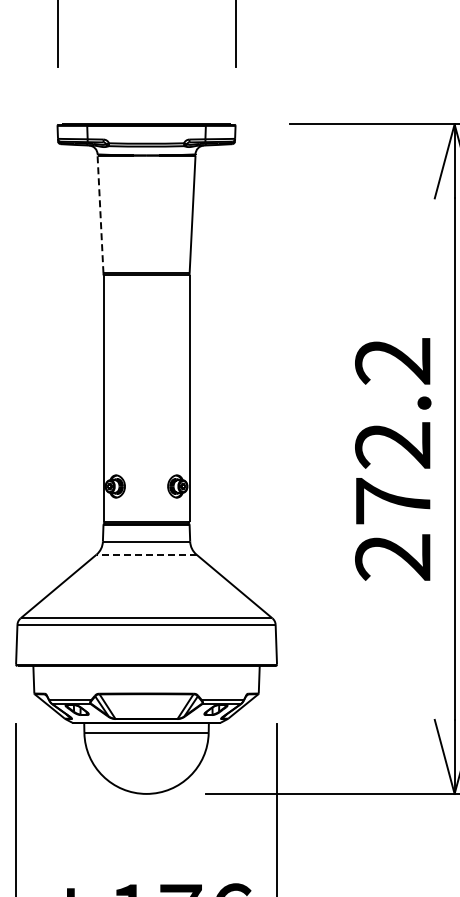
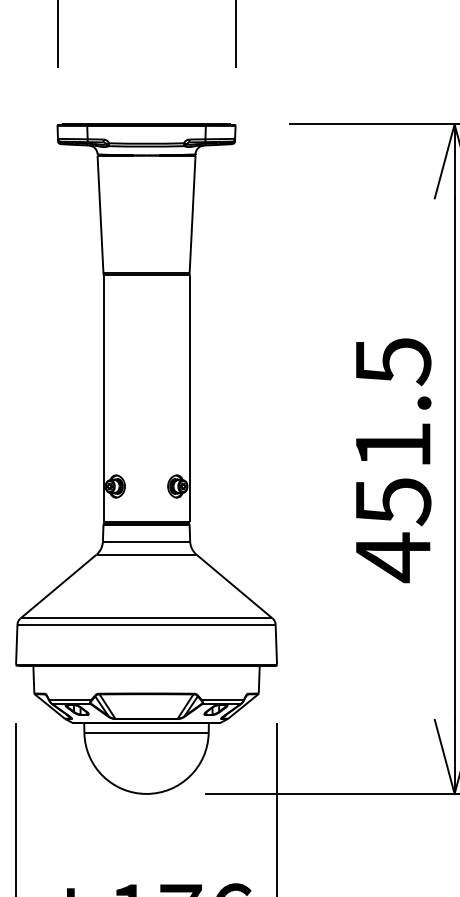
line: dashed -> solid (100, 214)
text: 272.2 -> 451.5 (393, 460)
line: dashed -> solid (146, 554)
